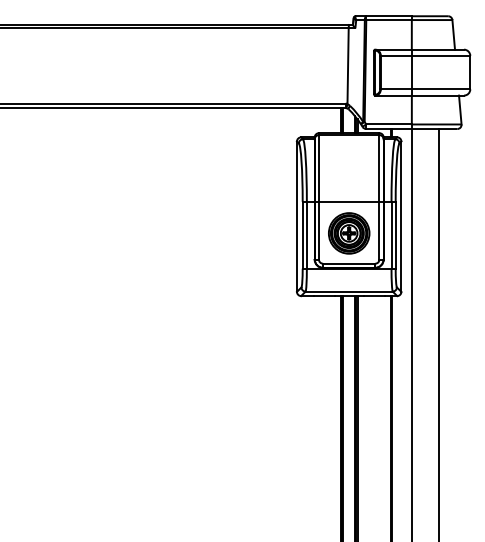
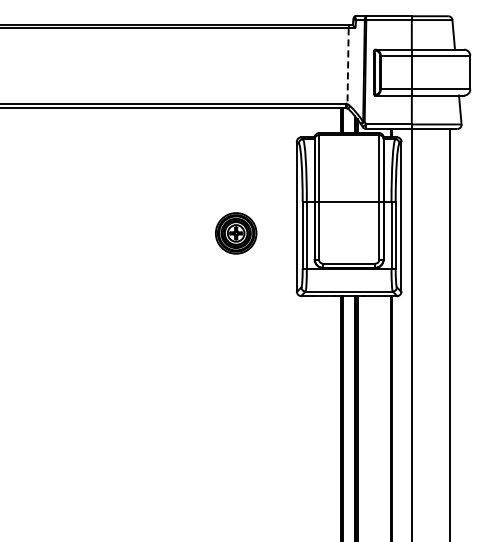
line: solid -> dashed (348, 66)
part position: (349, 233) -> (236, 233) (236, 233)
line position: (438, 333) -> (449, 333) (449, 333)
